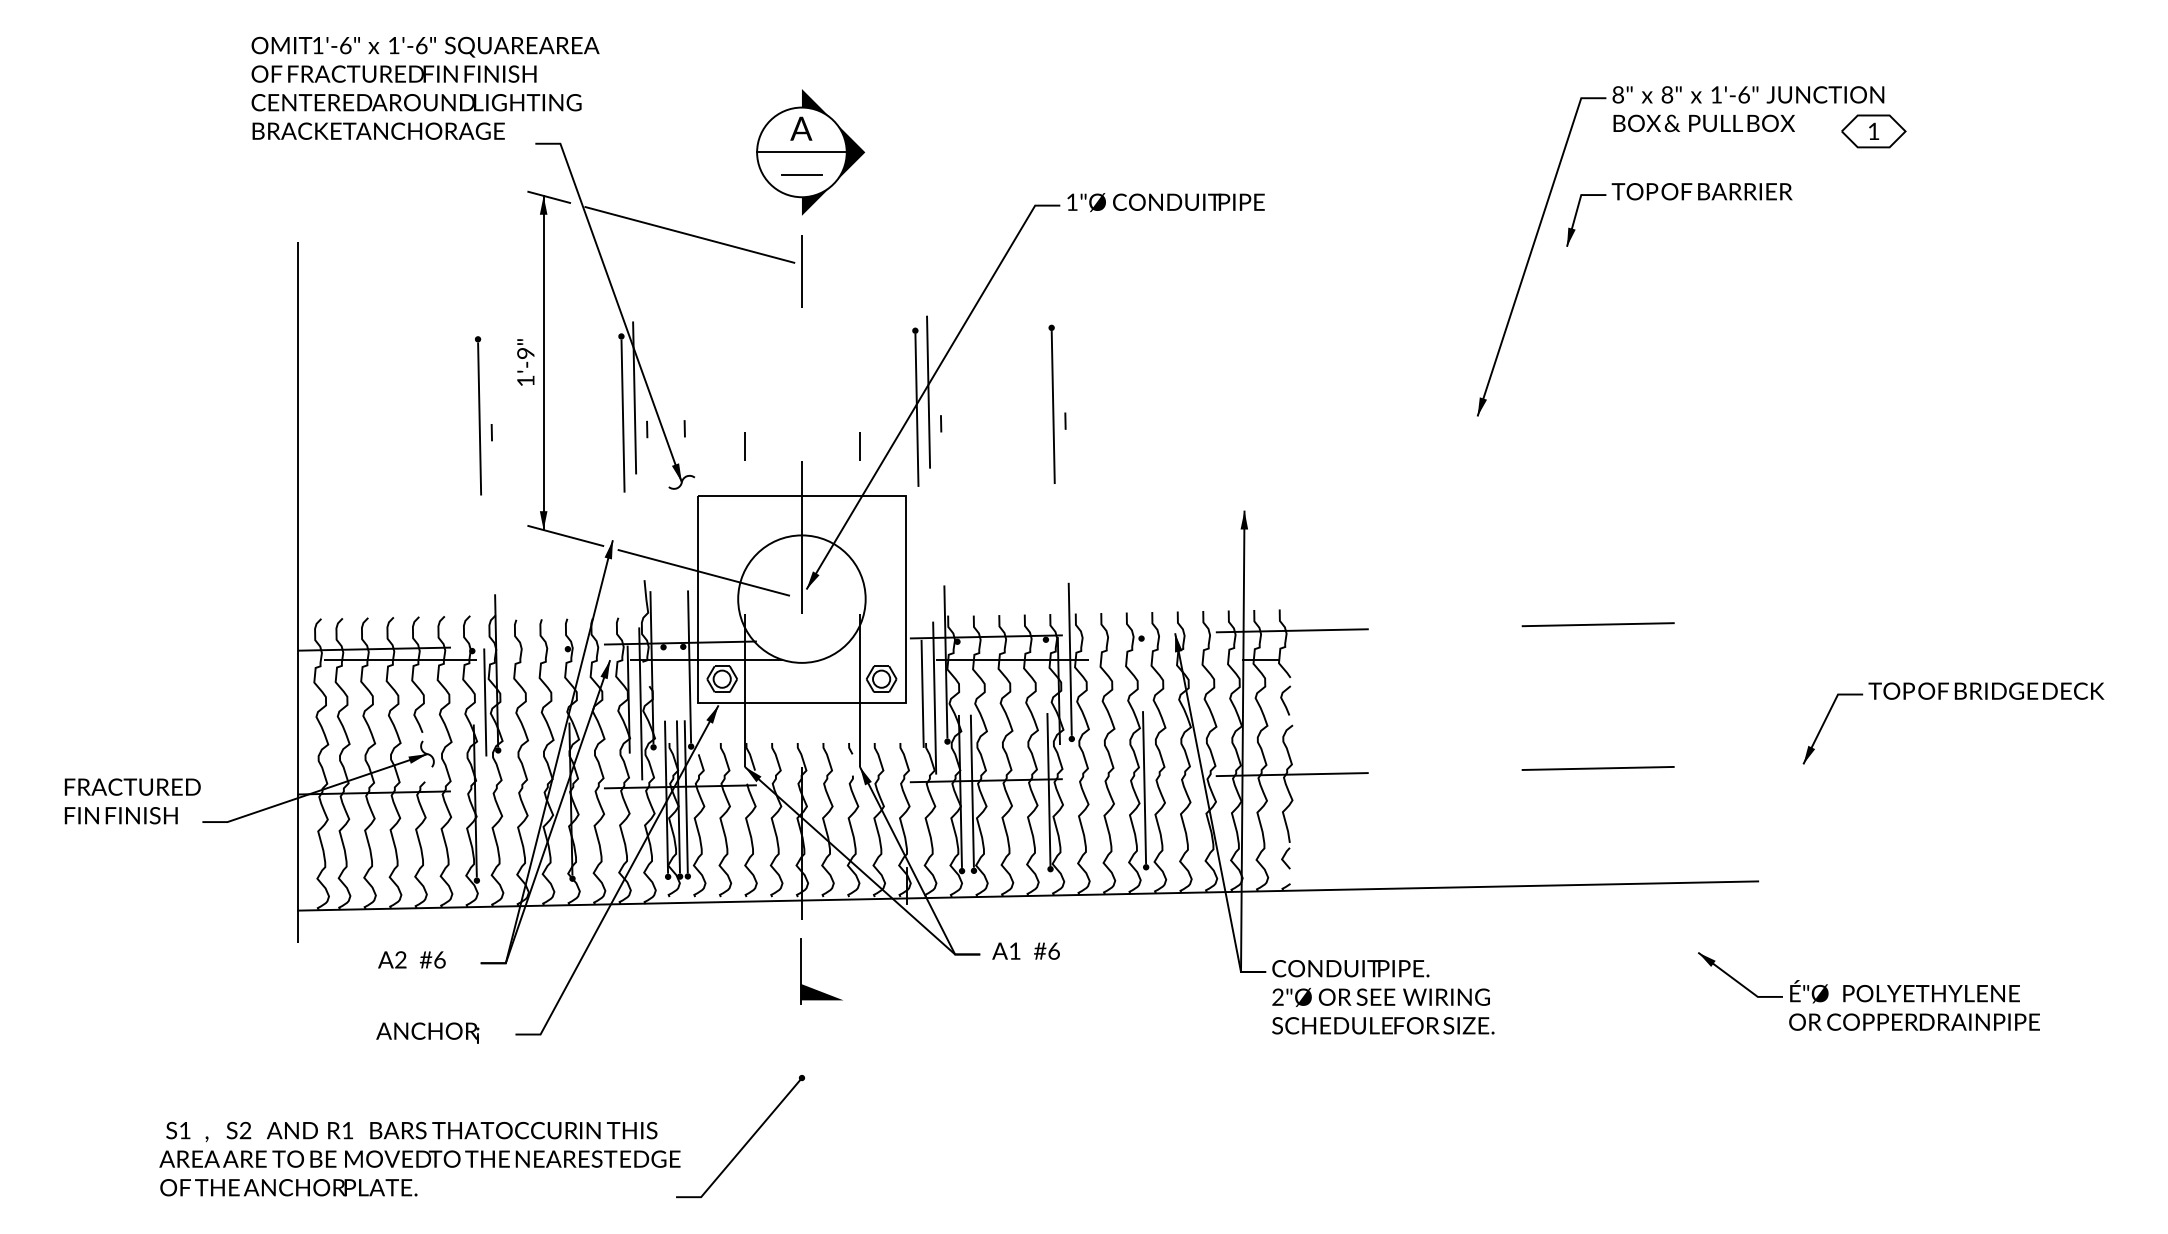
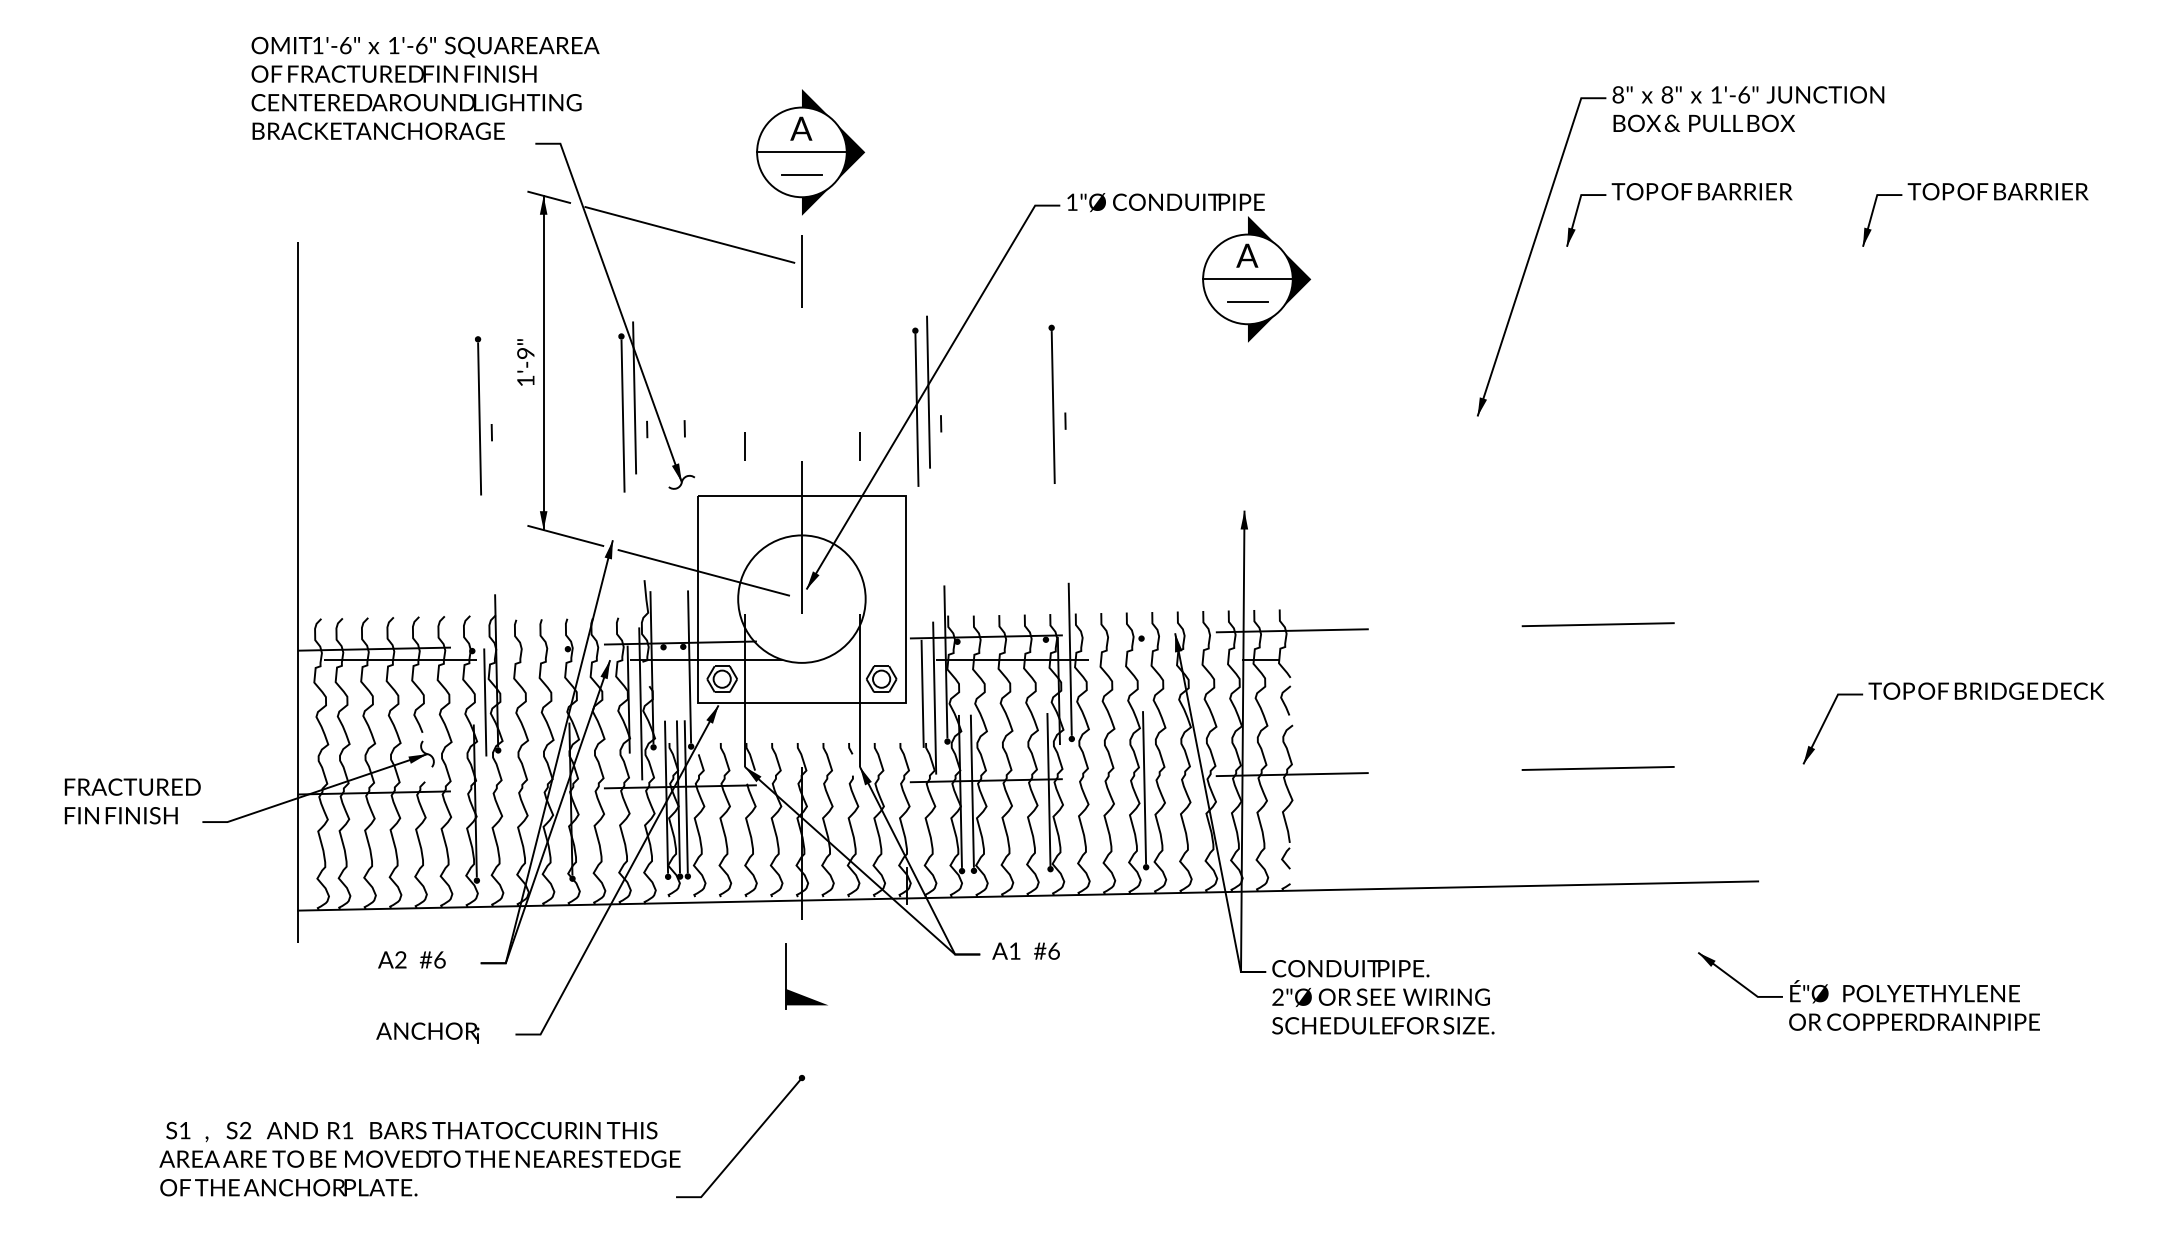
part: present -> none (1873, 131)
part: none -> present (1978, 200)
part: none -> present (1256, 279)
part position: (813, 988) -> (798, 993) (798, 993)
